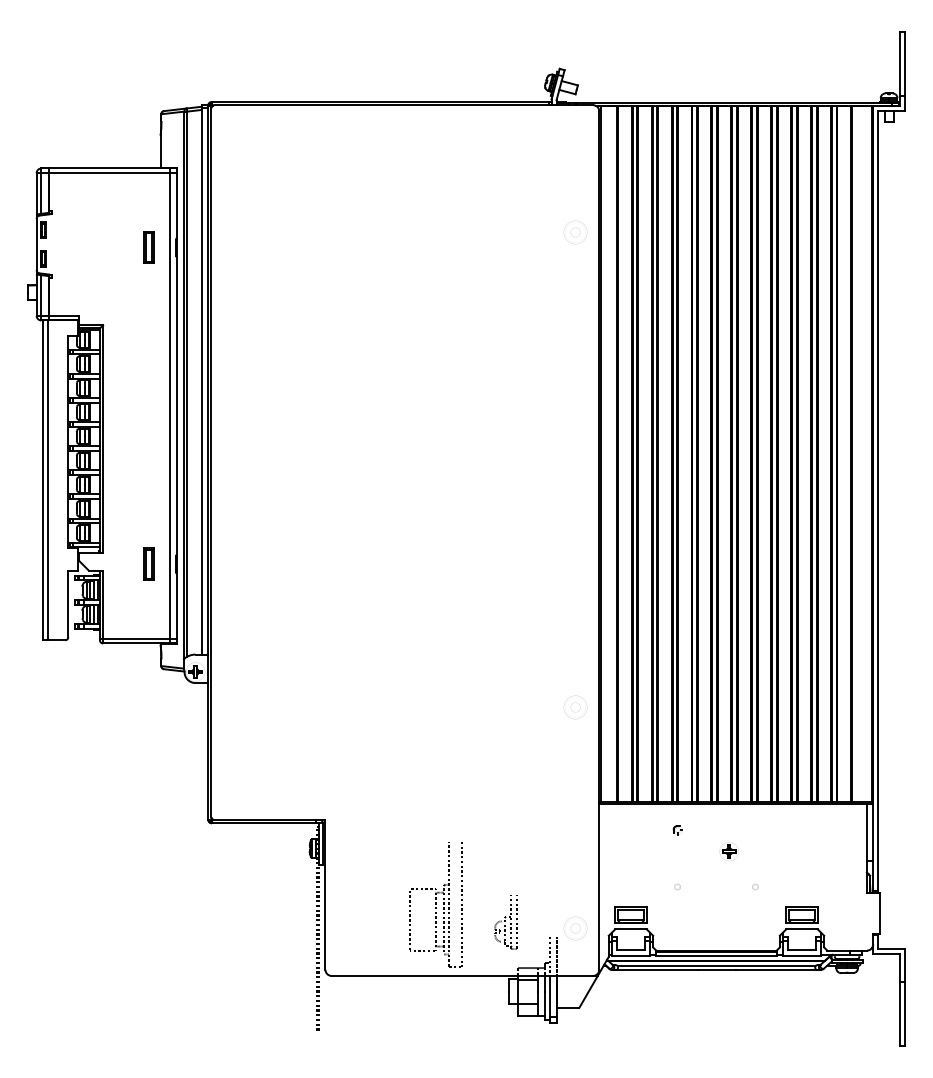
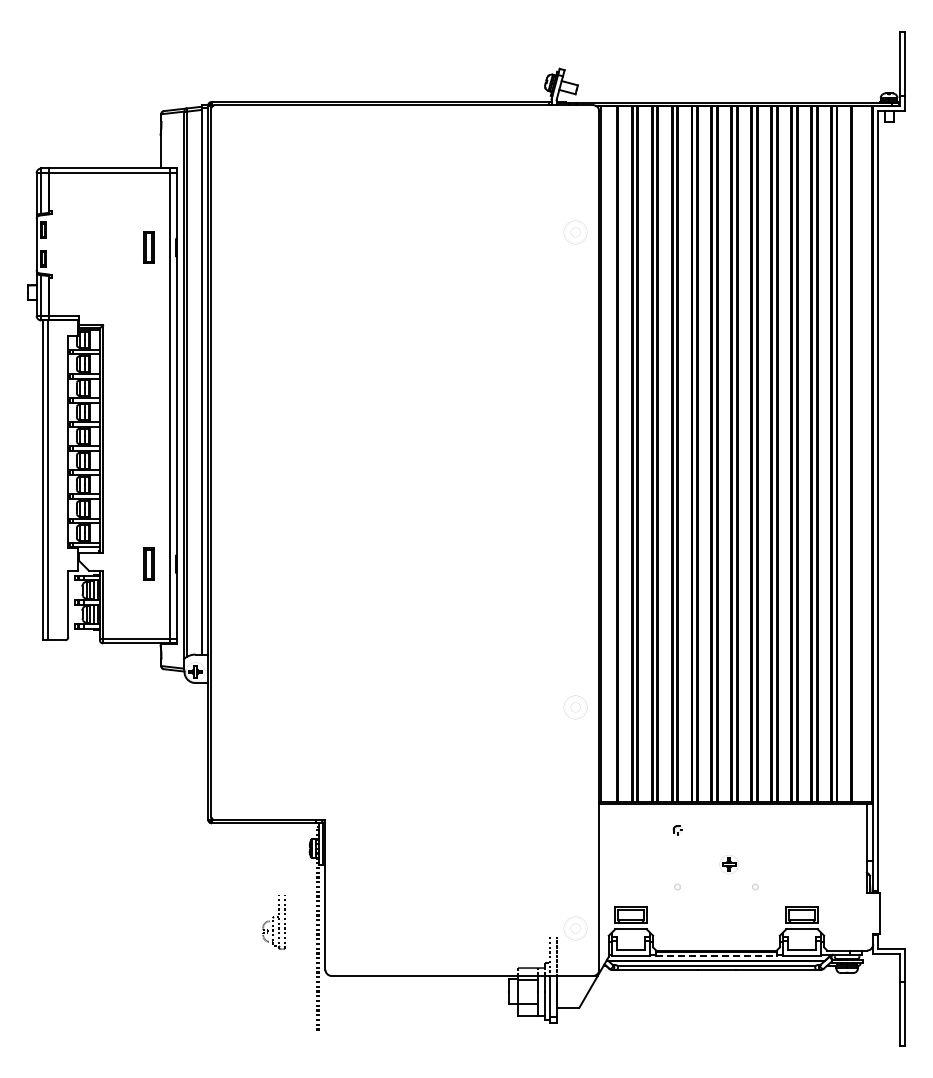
part position: (729, 851) -> (729, 864) (729, 864)
part: present -> none (435, 904)
part position: (505, 922) -> (273, 922) (273, 922)
line: solid -> dashed (717, 956)
